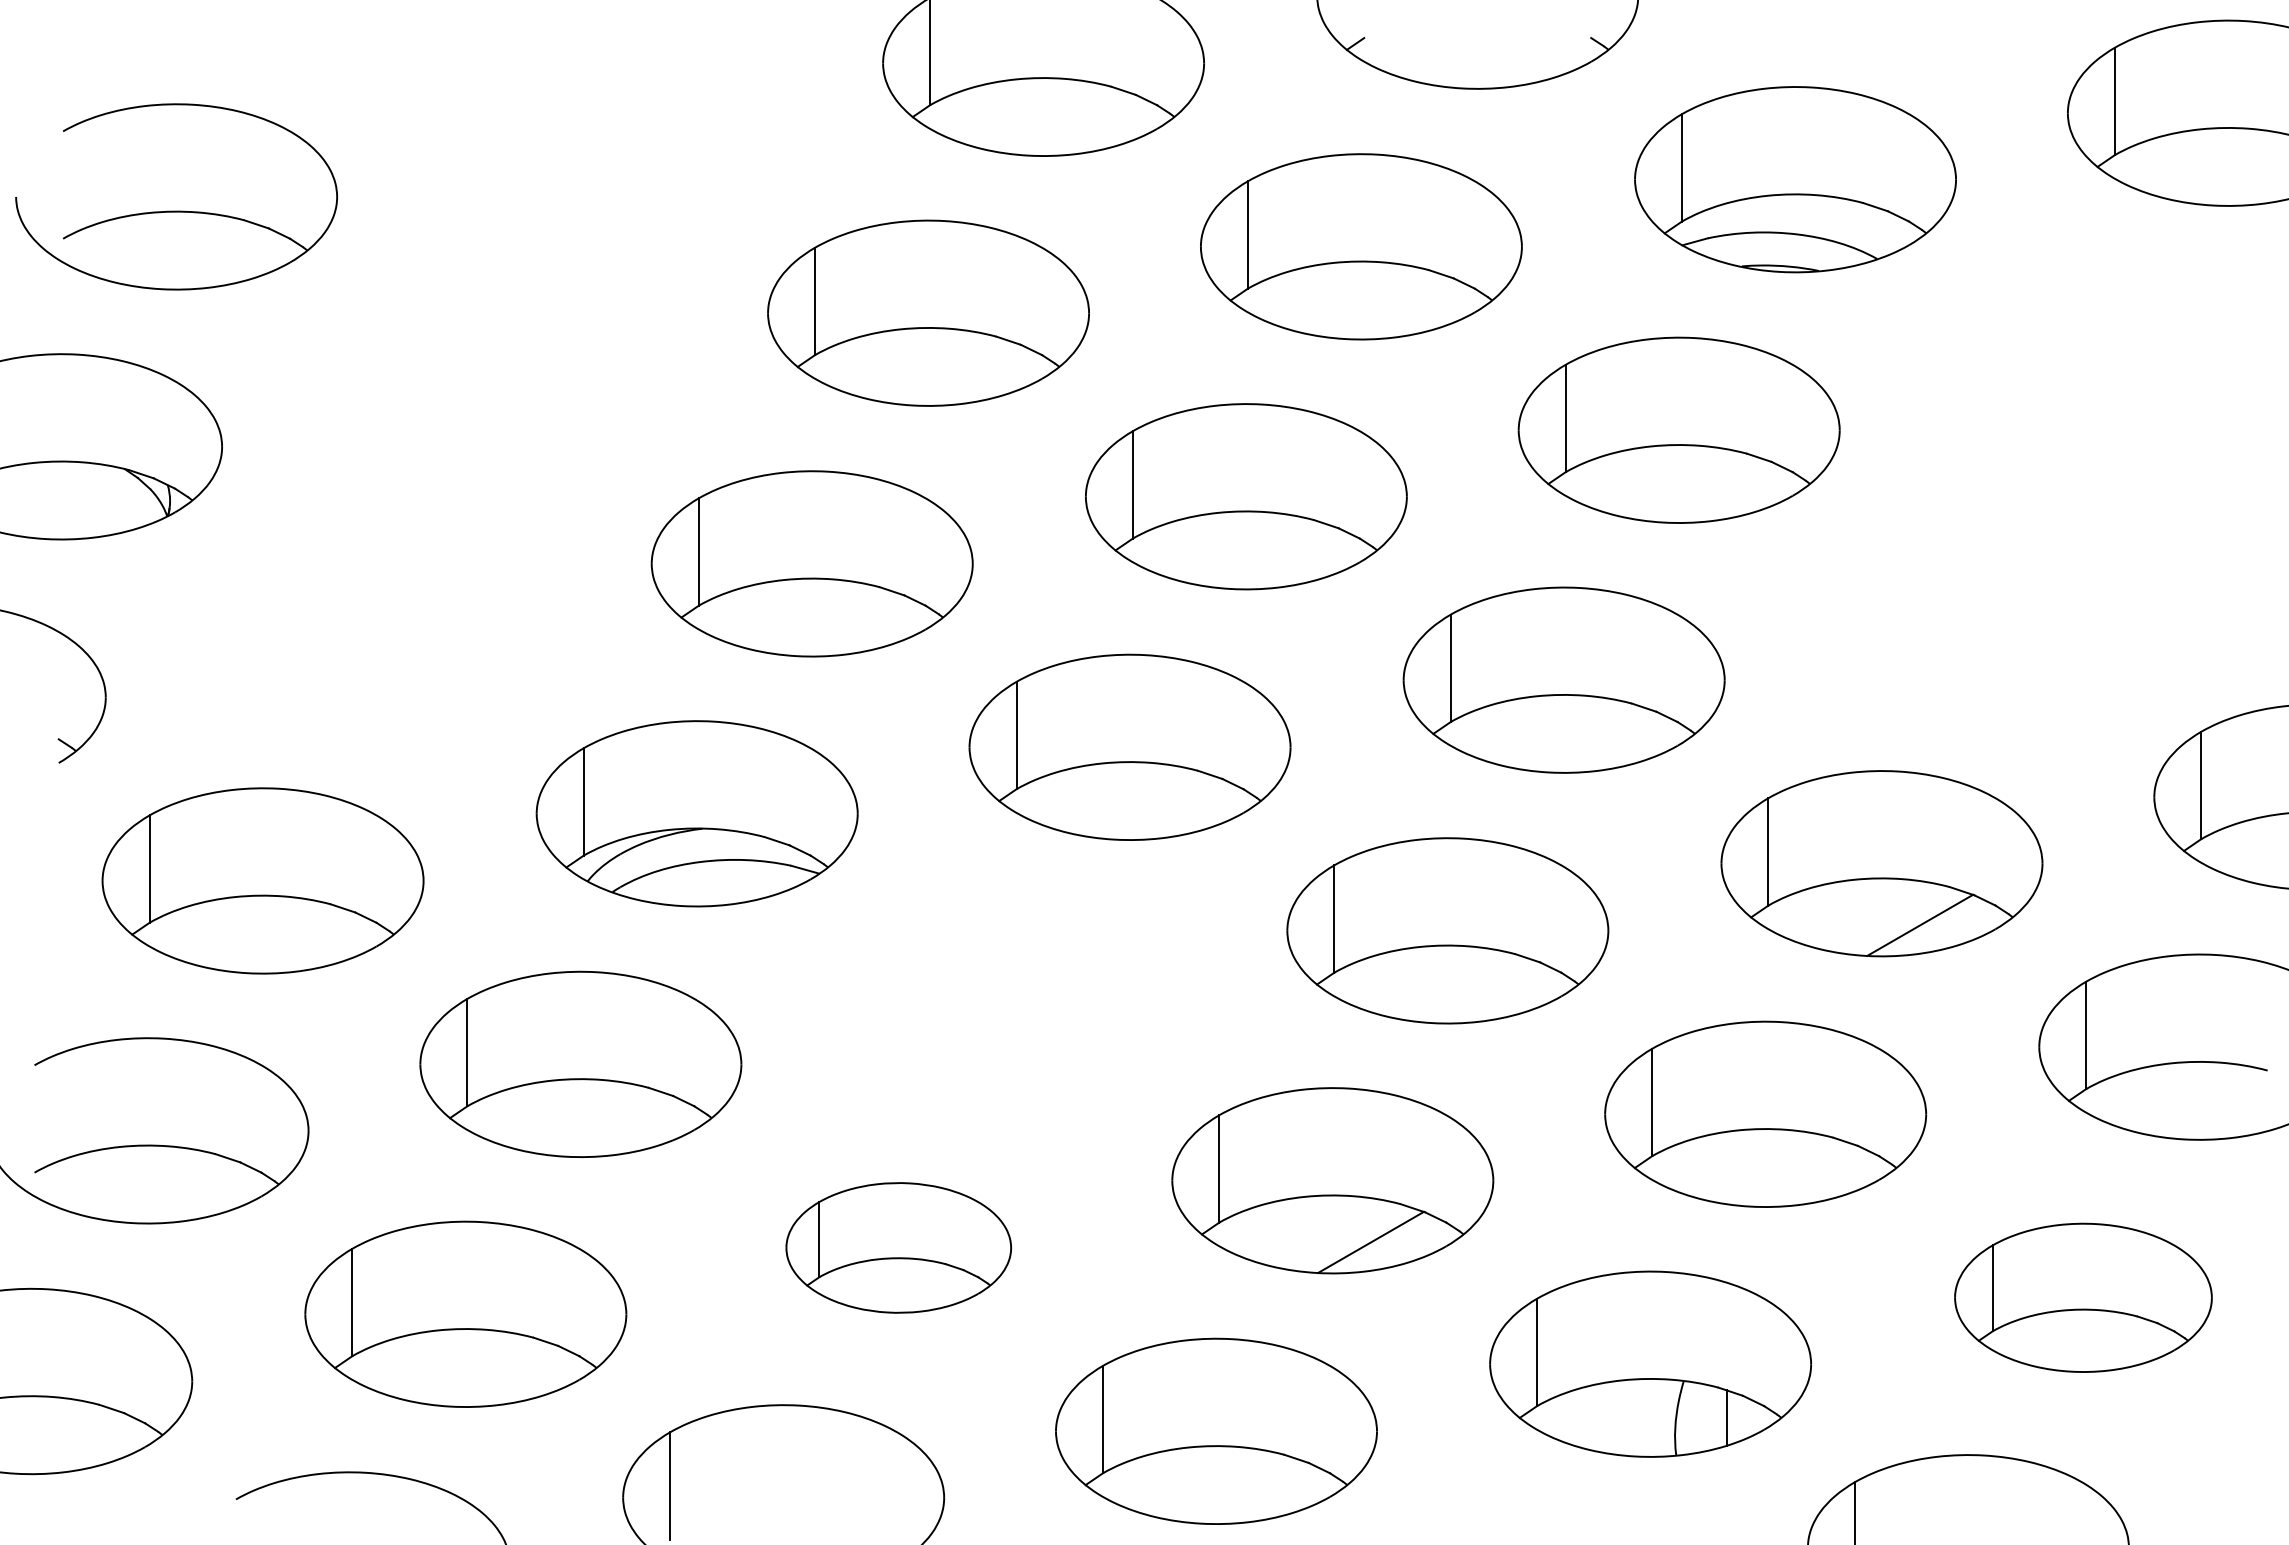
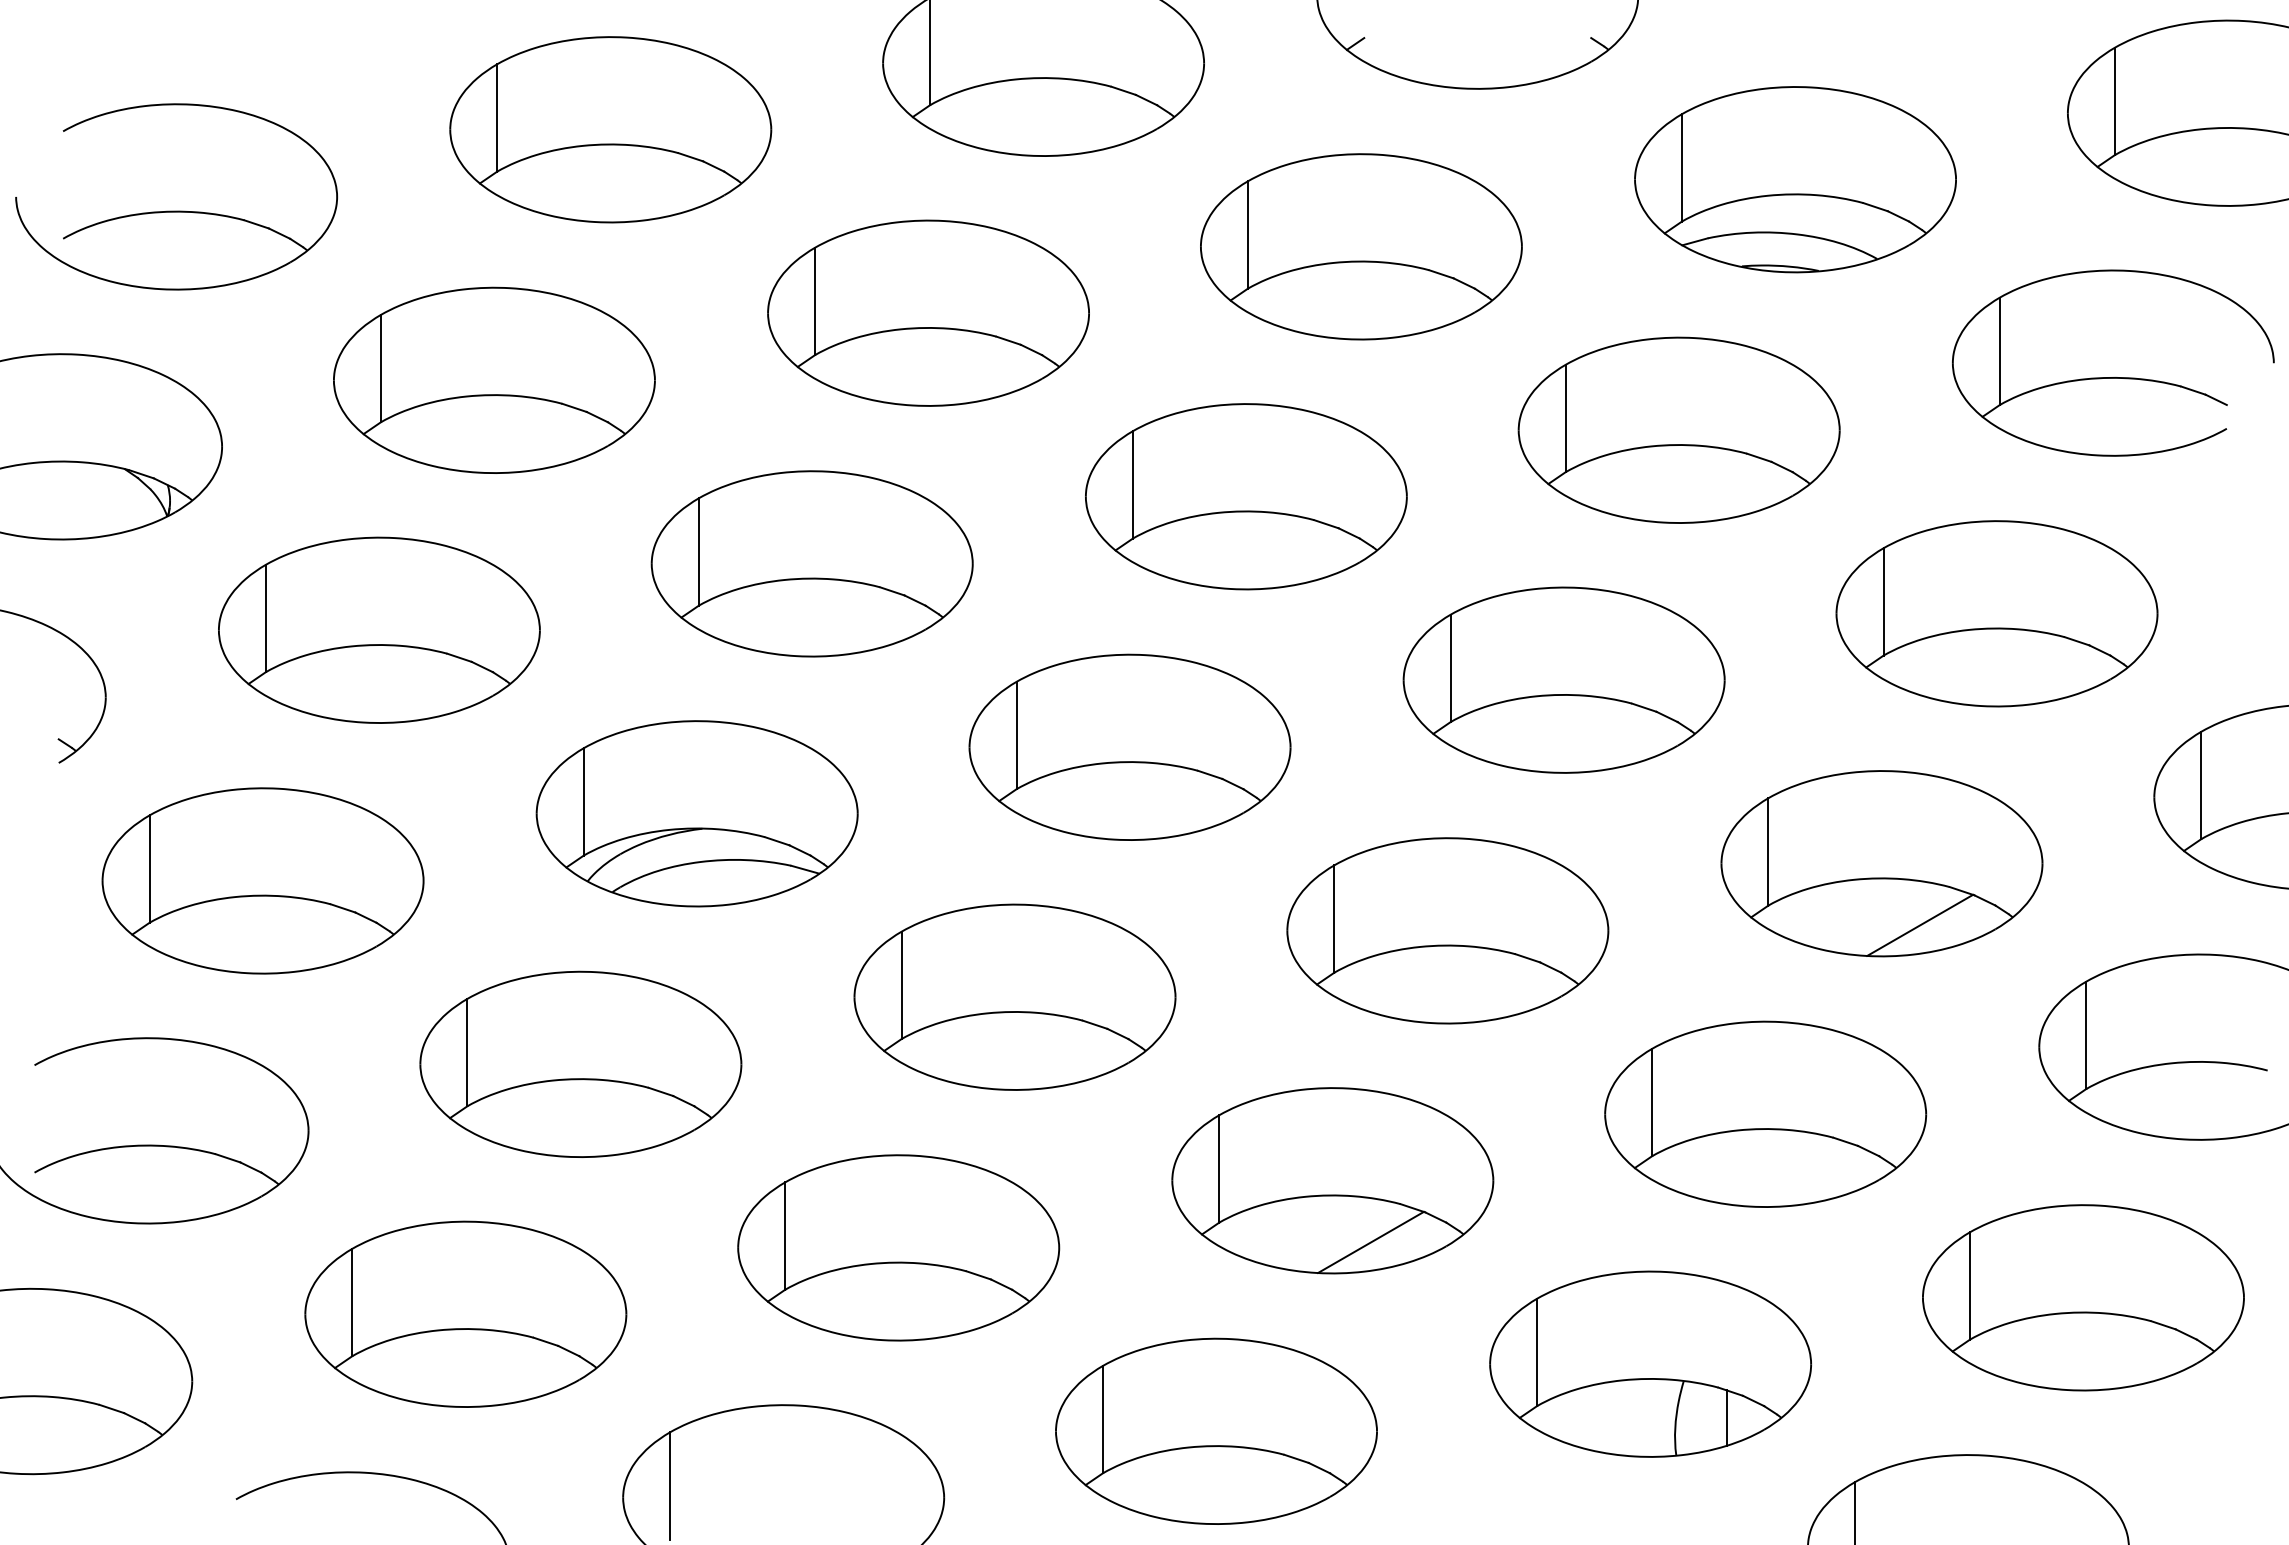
part: none -> present (610, 129)
part: none -> present (2113, 377)
part: none -> present (494, 379)
part: none -> present (1996, 613)
part: none -> present (379, 629)
part: none -> present (1014, 996)
part size: 227x132 px -> 324x188 px (898, 1247)
part size: 259x151 px -> 323x188 px (2083, 1297)
